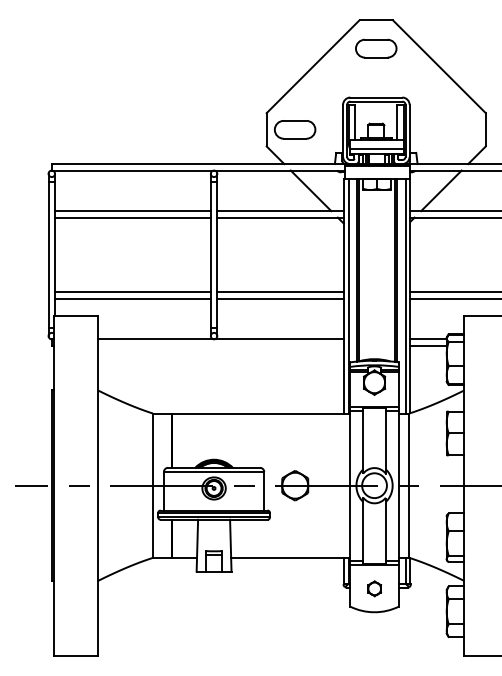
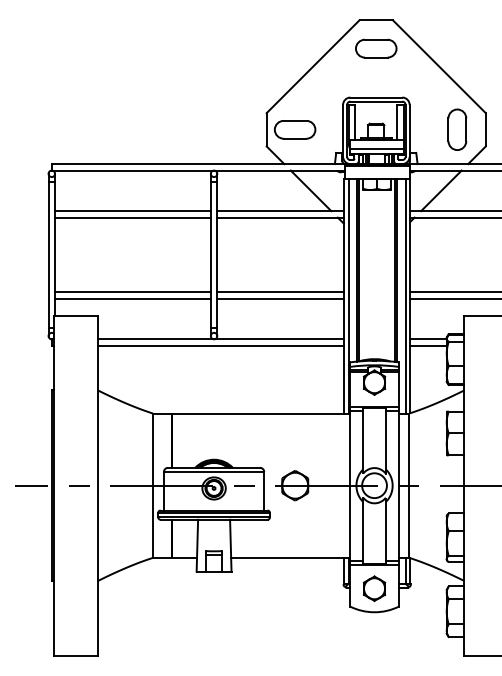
part: none -> present (457, 129)
line: none -> present (220, 345)
part size: 16x18 px -> 24x28 px (374, 588)
